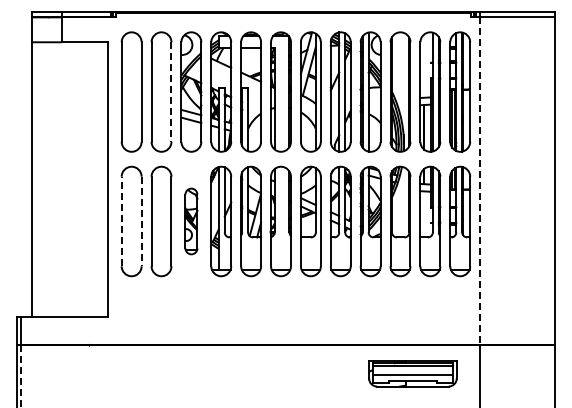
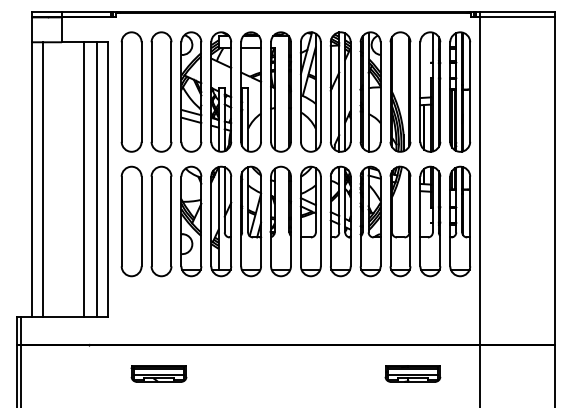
line: dashed -> solid (171, 92)
line: none -> present (43, 179)
line: none -> present (84, 179)
line: none -> present (96, 179)
line: dashed -> solid (480, 181)
line: dashed -> solid (121, 221)
line: dashed -> solid (141, 221)
part size: 15x69 px -> 23x113 px (191, 221)
part: none -> present (158, 373)
part size: 90x28 px -> 58x18 px (412, 373)
line: dashed -> solid (21, 376)
